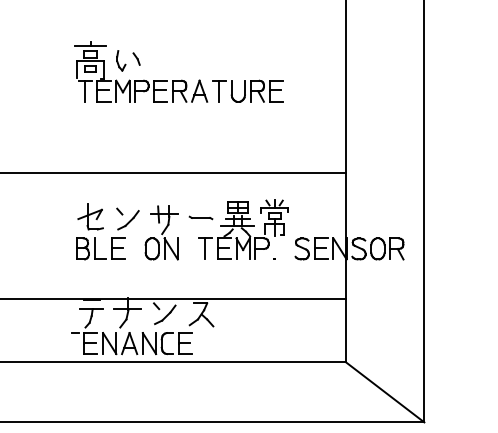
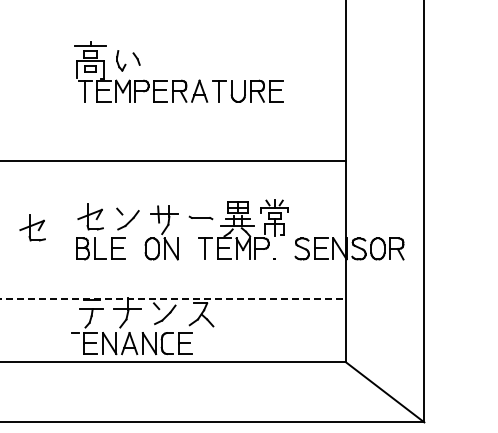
line position: (173, 172) -> (173, 160) (173, 160)
part: none -> present (32, 227)
line: solid -> dashed (172, 298)
